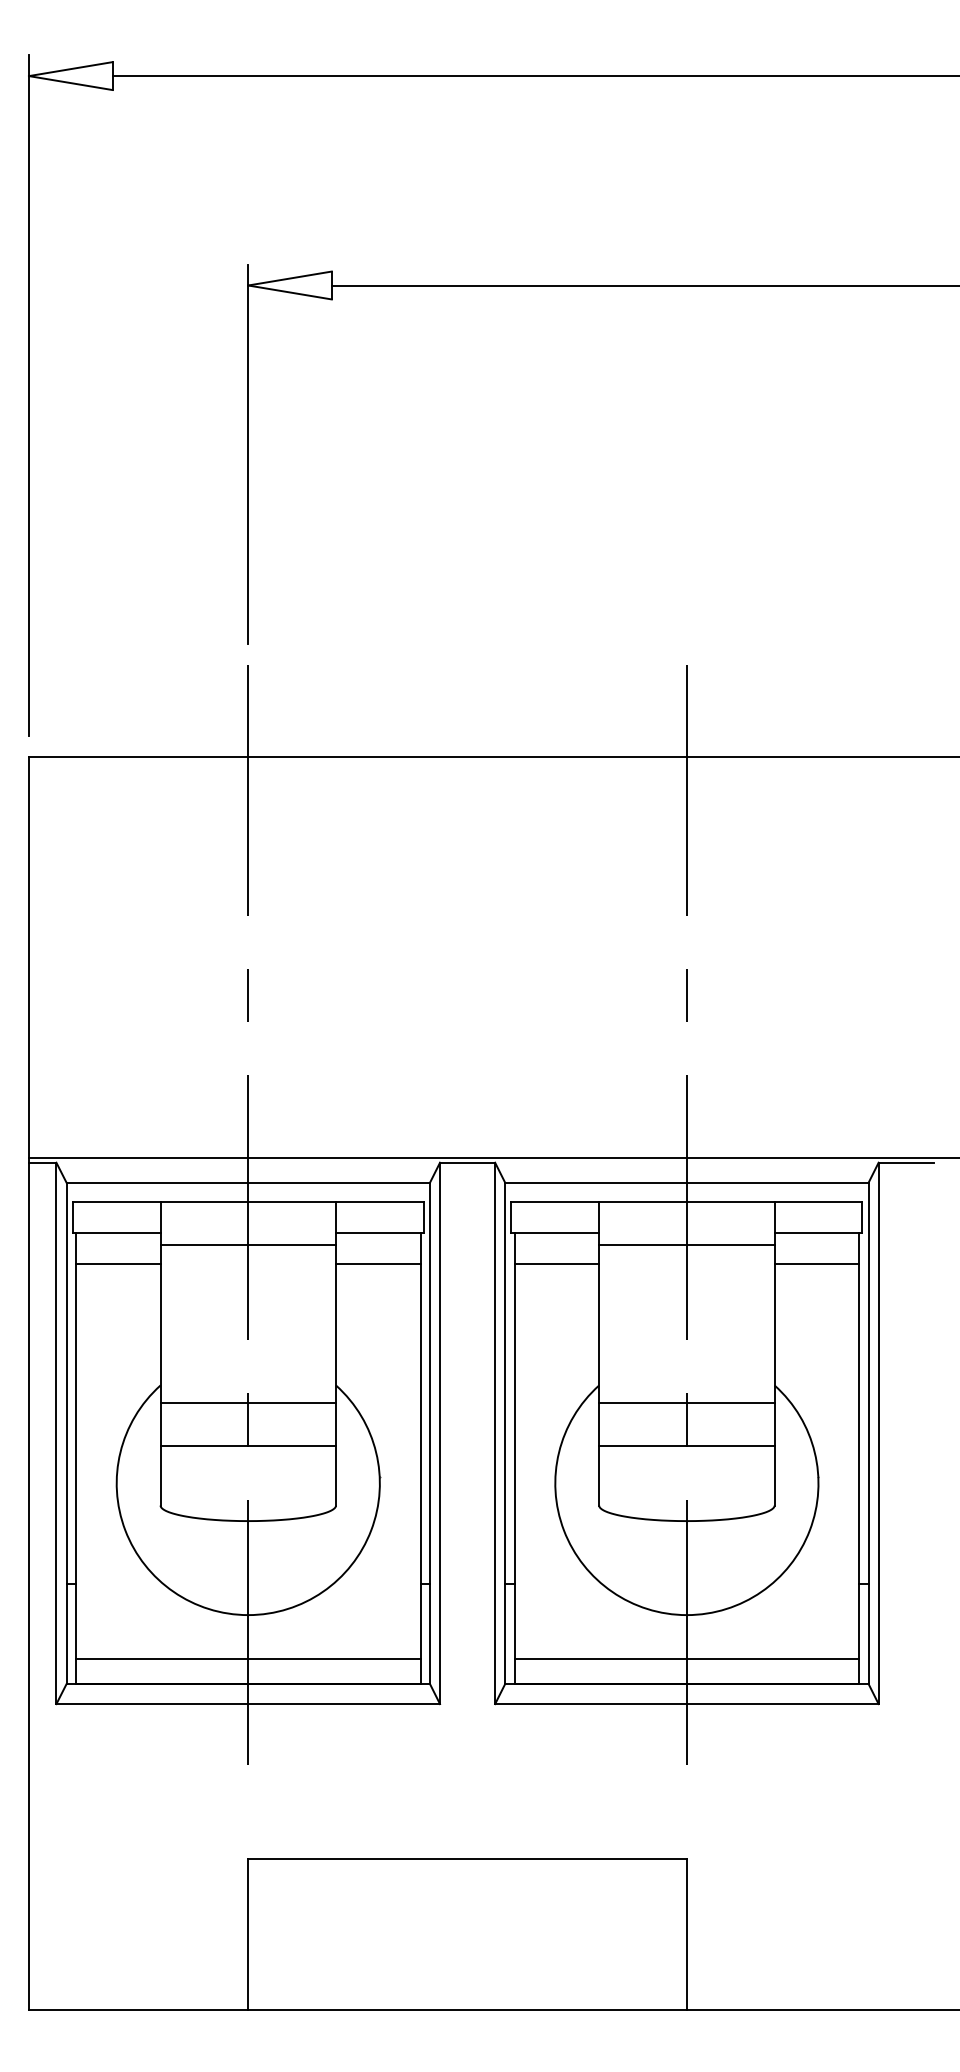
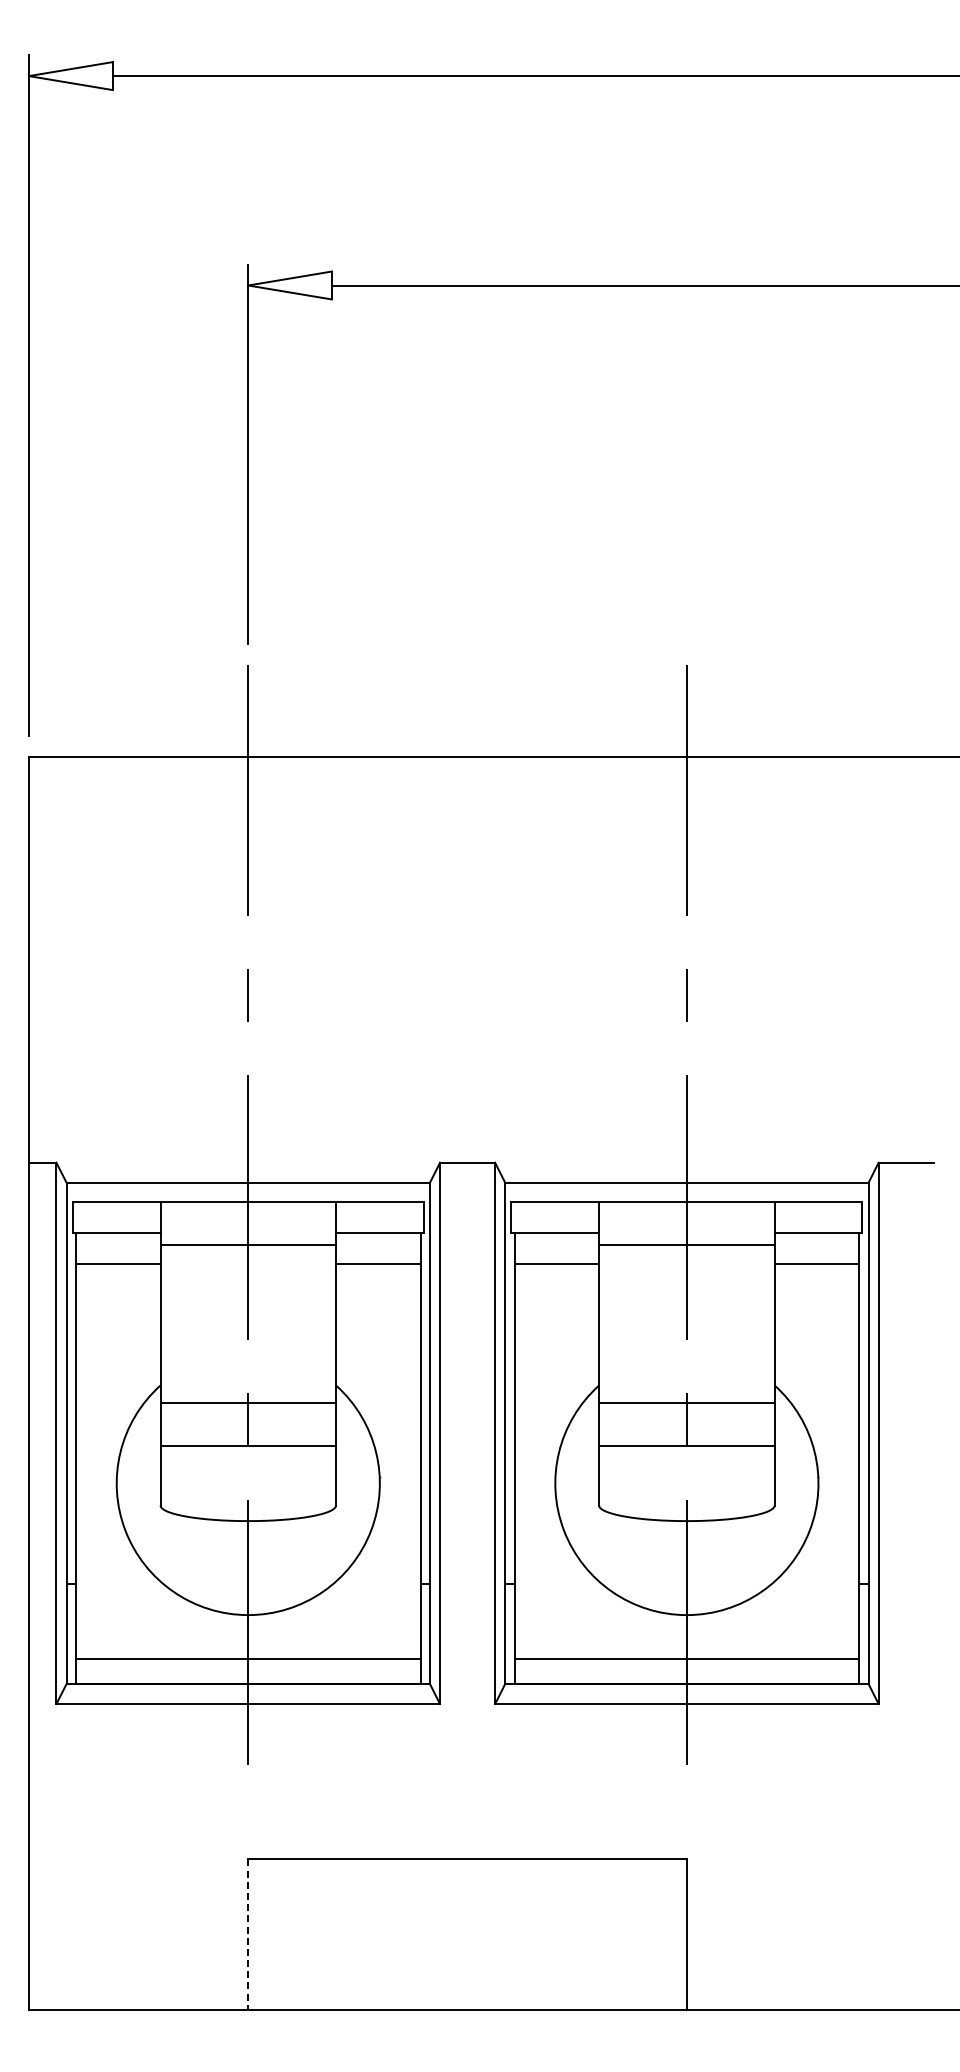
line: present -> none (492, 1157)
line: solid -> dashed (248, 1935)
